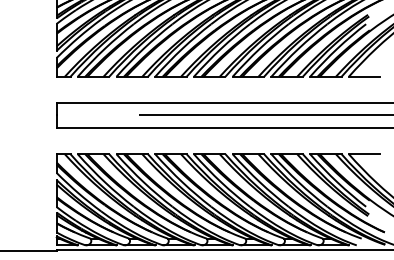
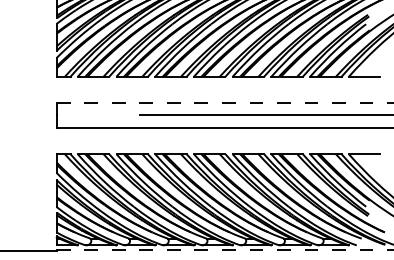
line: solid -> dashed (225, 102)
line: solid -> dashed (225, 250)
